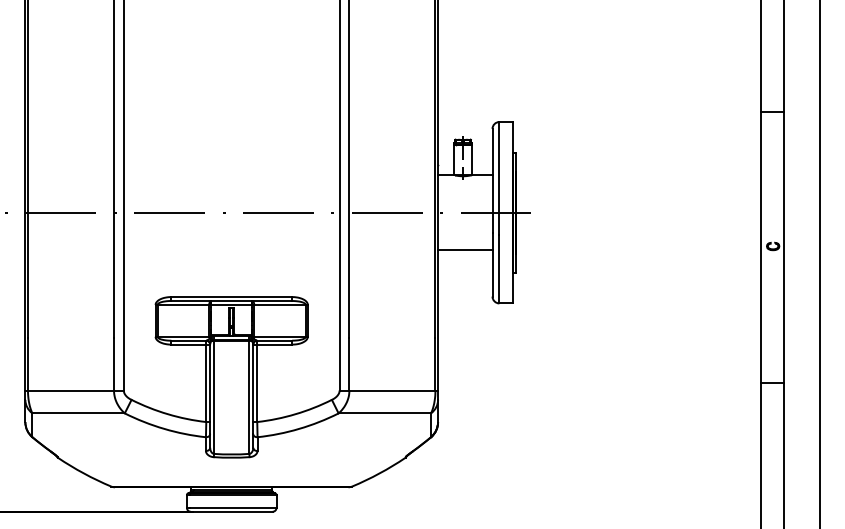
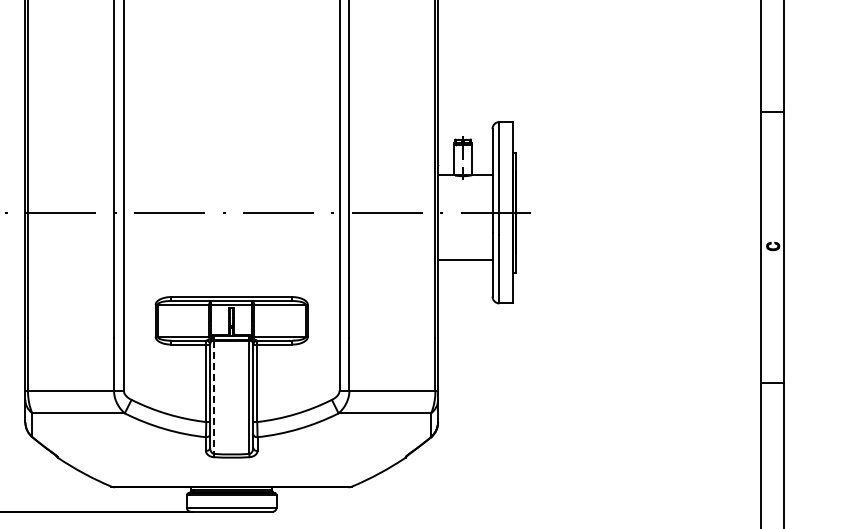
line position: (465, 250) -> (465, 260) (465, 260)
line: present -> none (819, 263)
line: solid -> dashed (214, 398)
